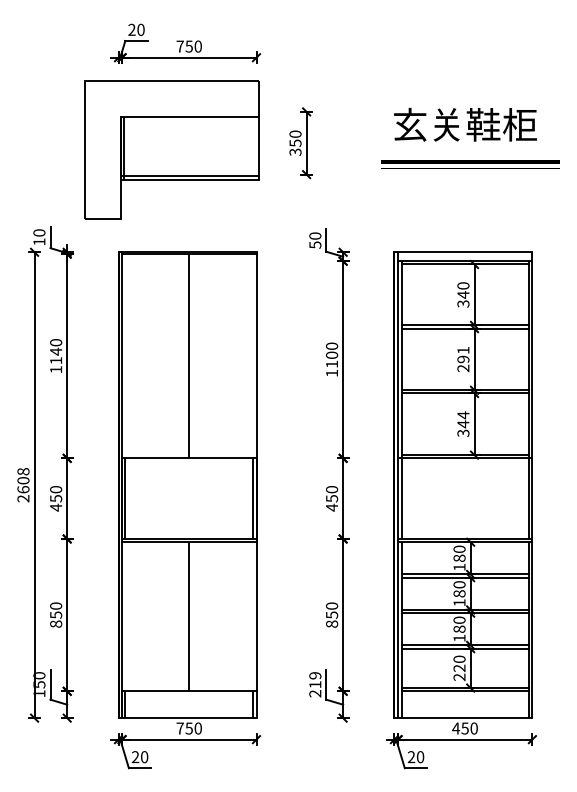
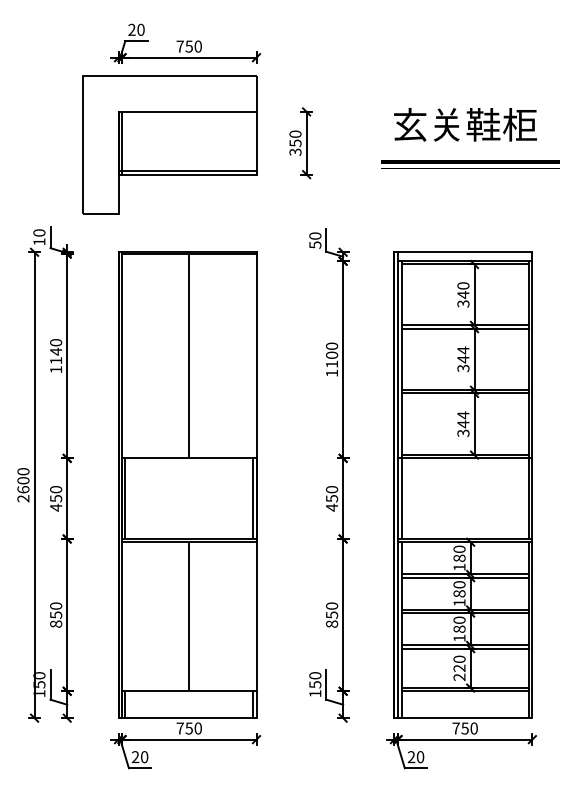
part position: (171, 149) -> (169, 144) (169, 144)
text: 291 -> 344 (463, 359)
text: 2608 -> 2600 (23, 471)
text: 219 -> 150 (315, 684)
text: 450 -> 750 (456, 728)
